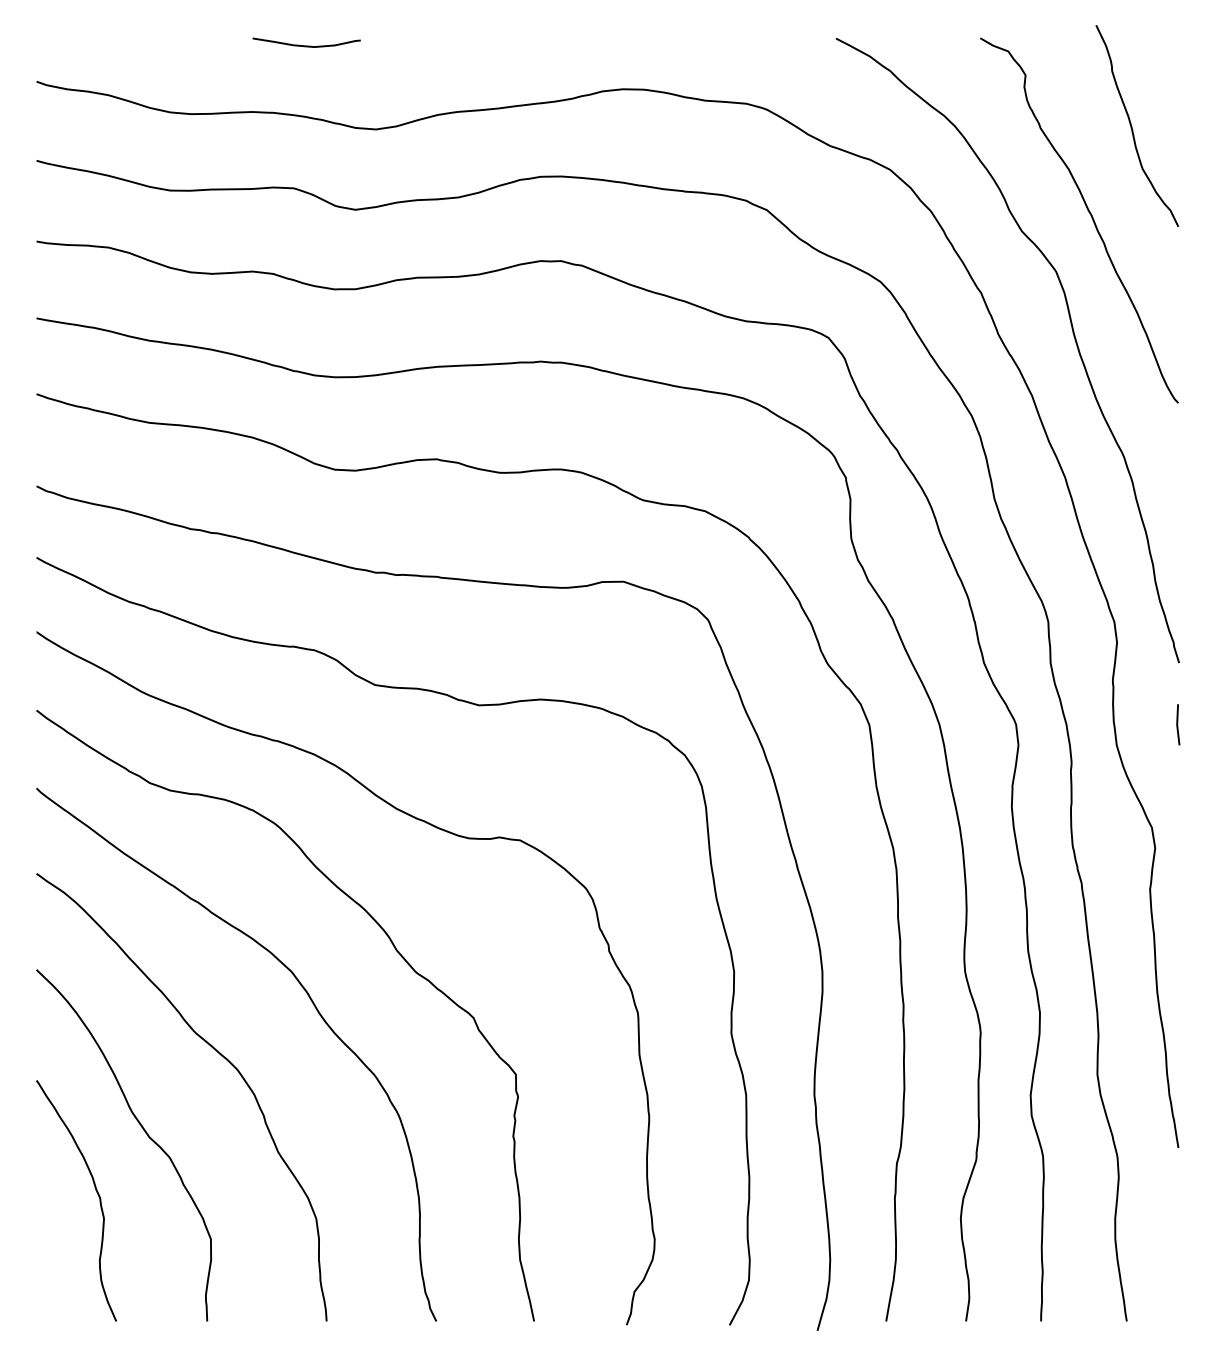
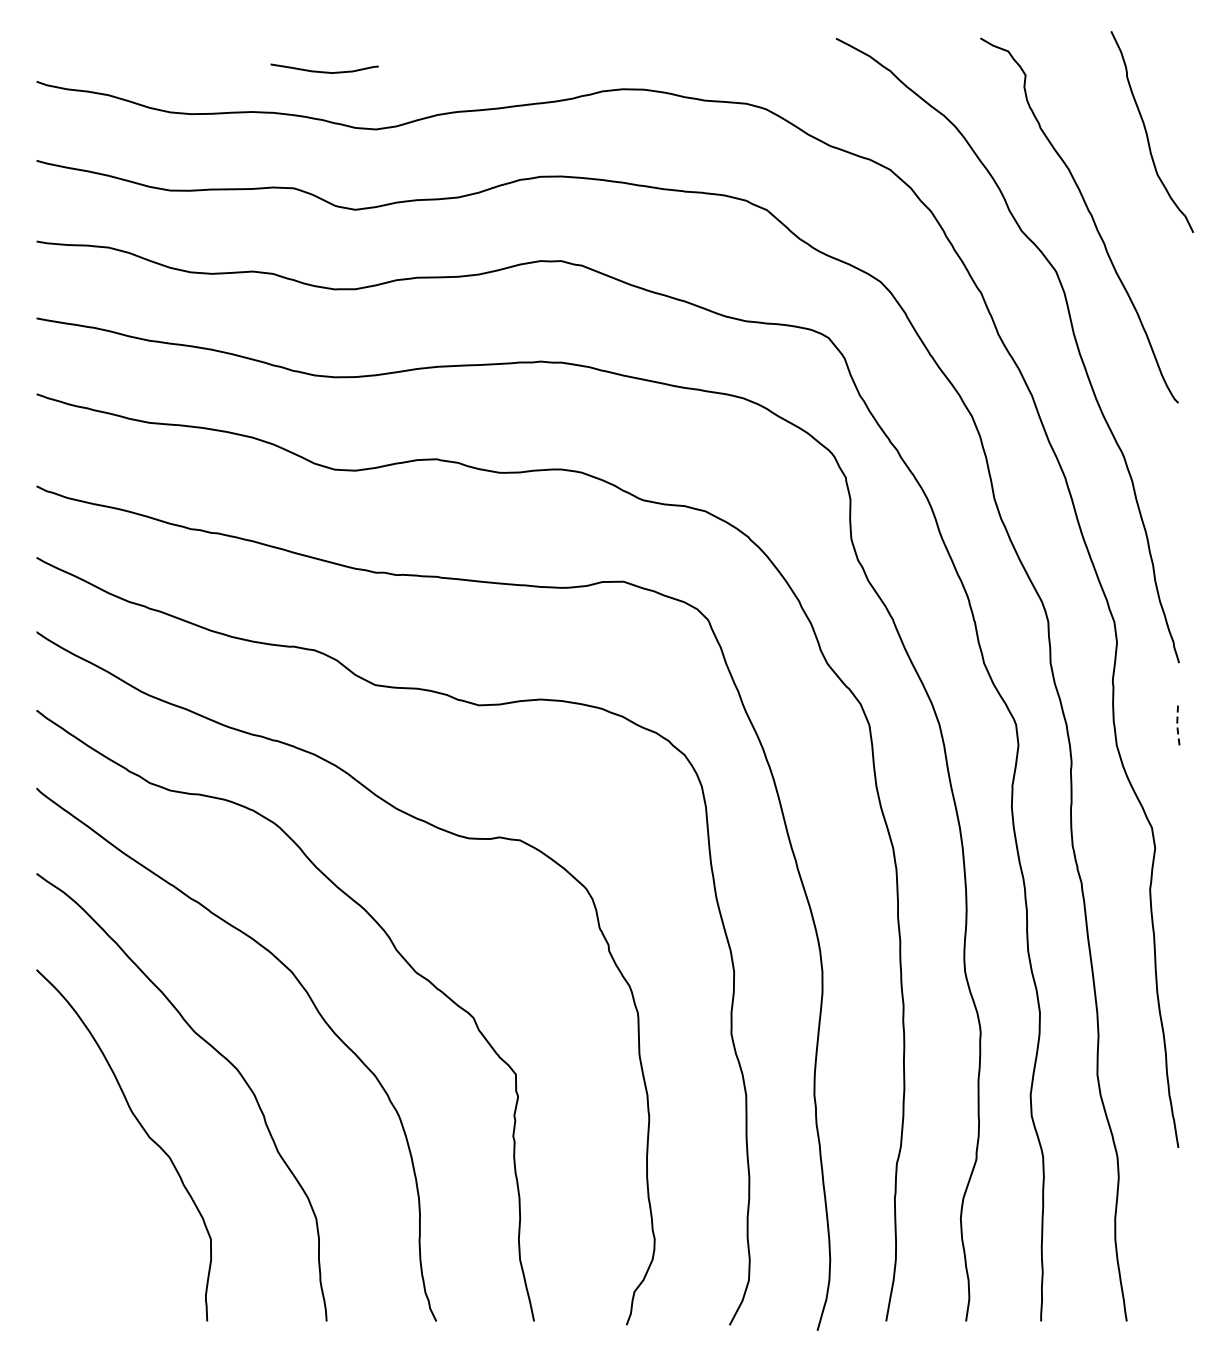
curve position: (306, 45) -> (324, 71) (324, 71)
curve position: (1132, 126) -> (1147, 132) (1147, 132)
line: solid -> dashed (1177, 724)
curve: present -> none (95, 1190)
